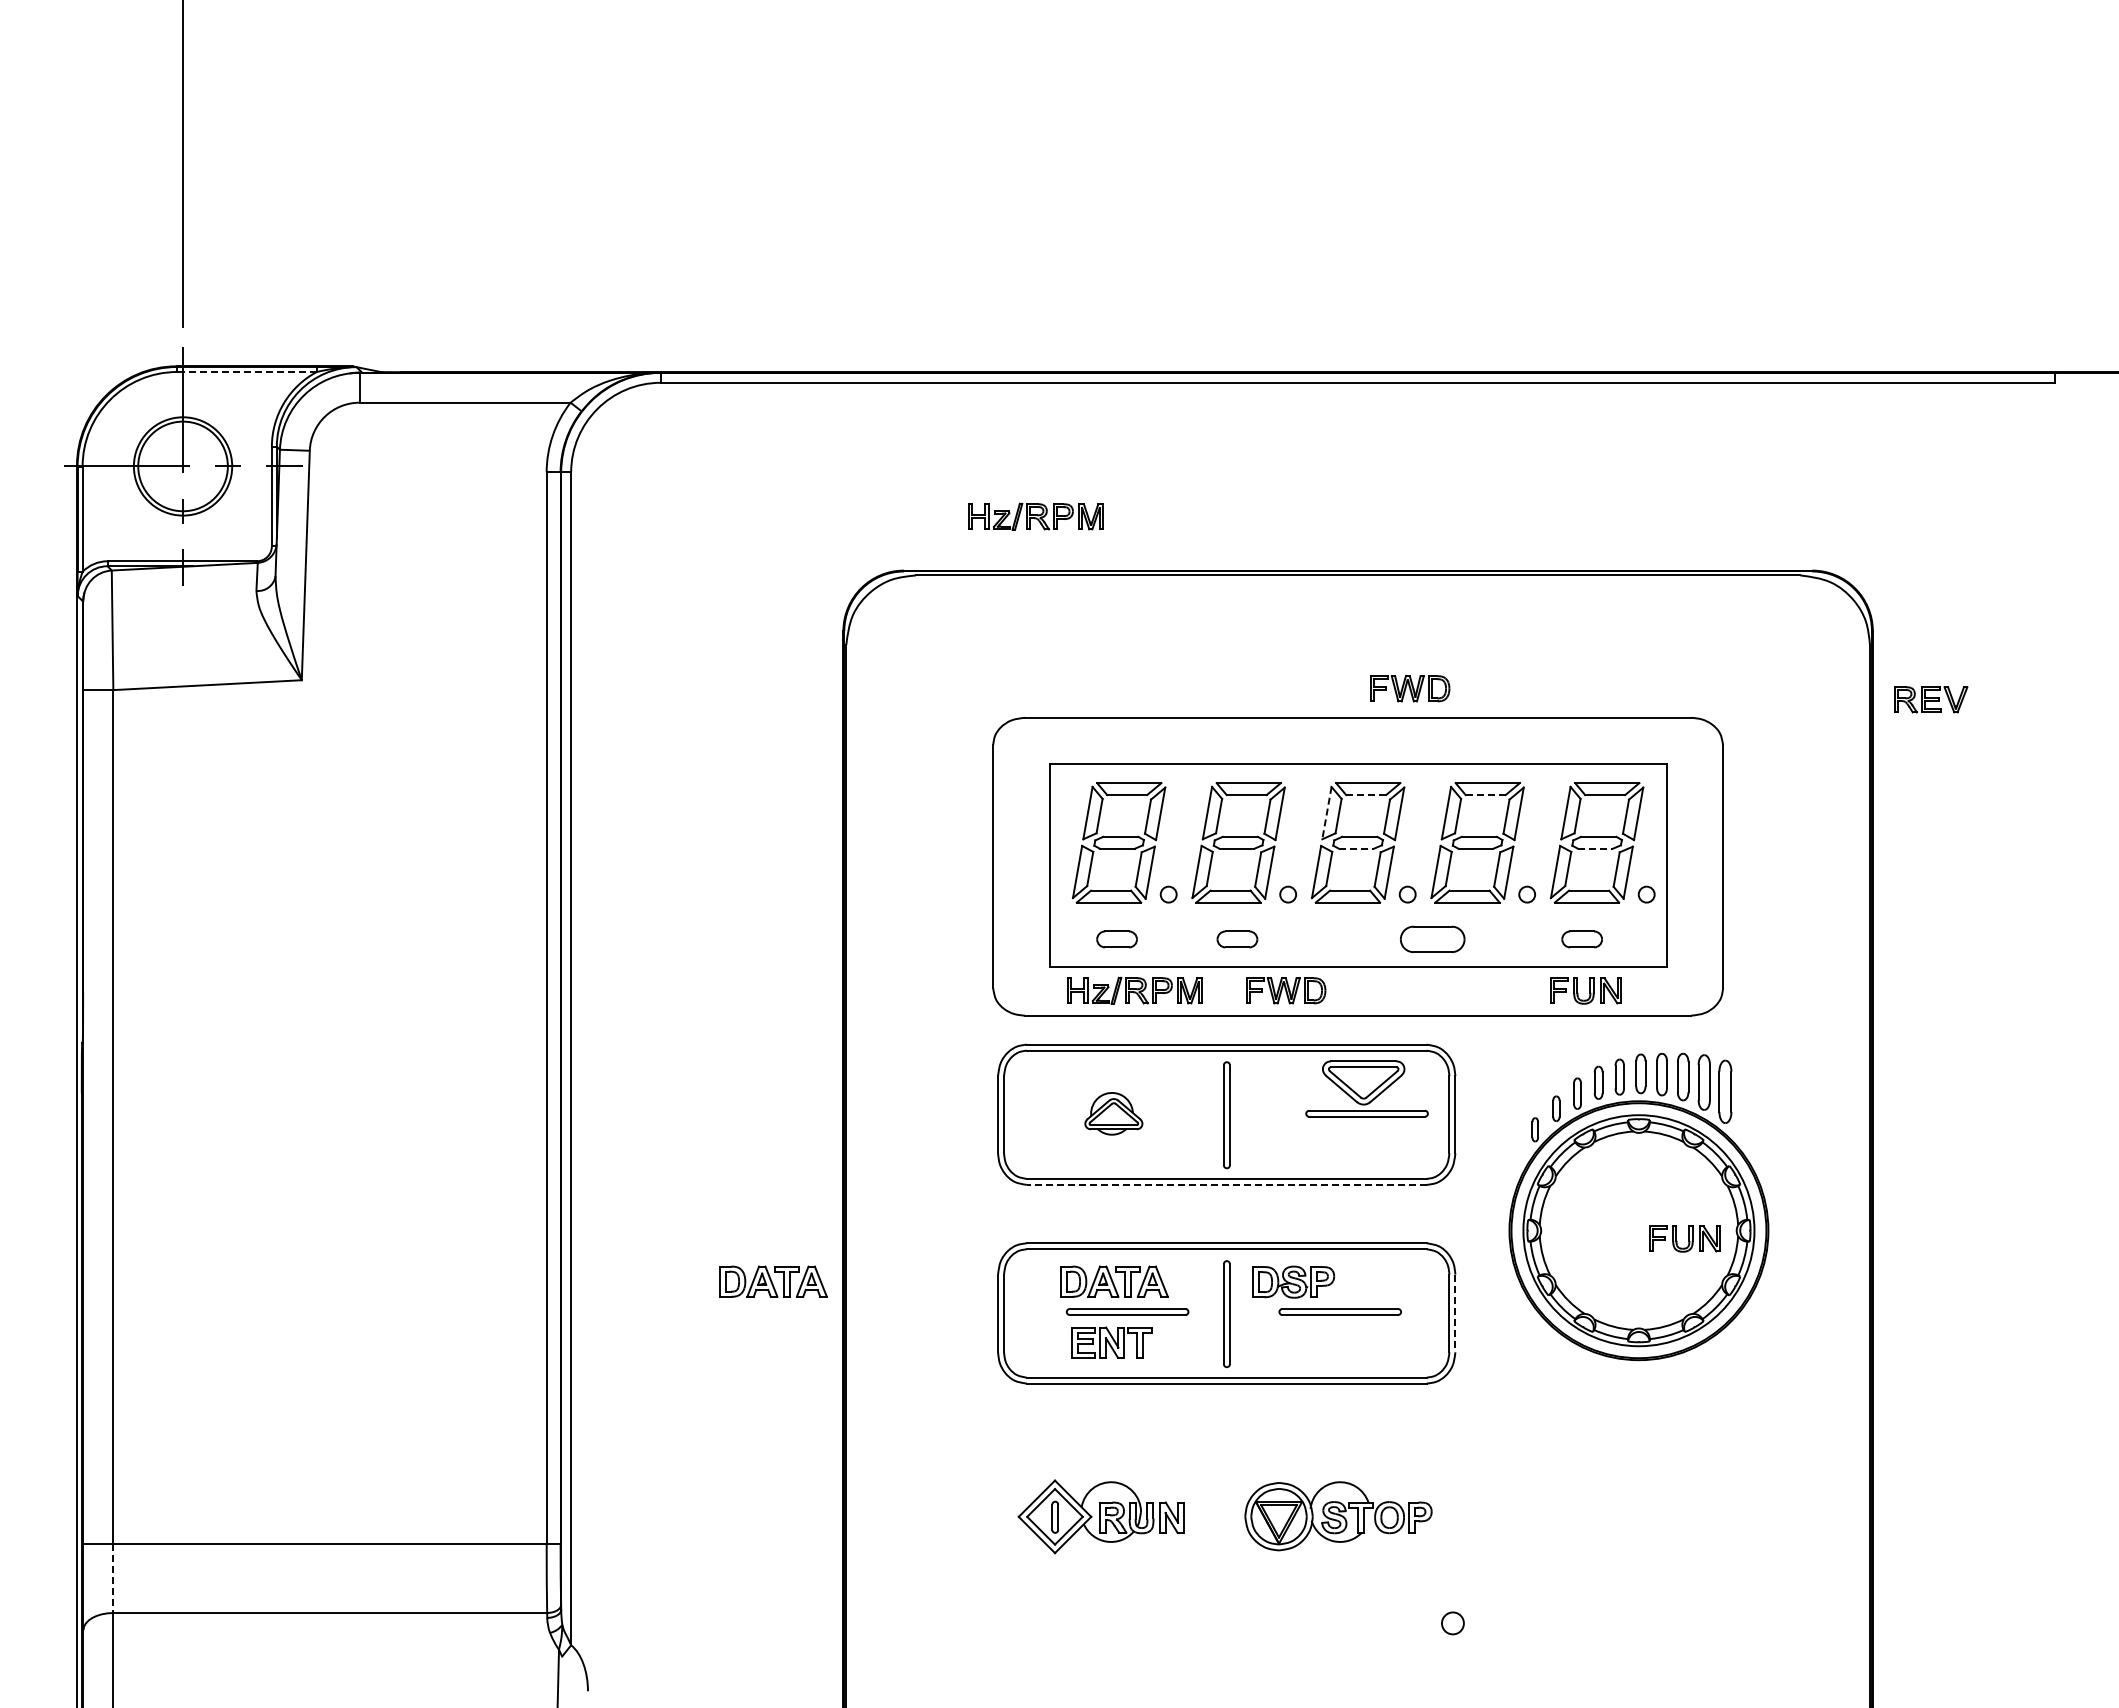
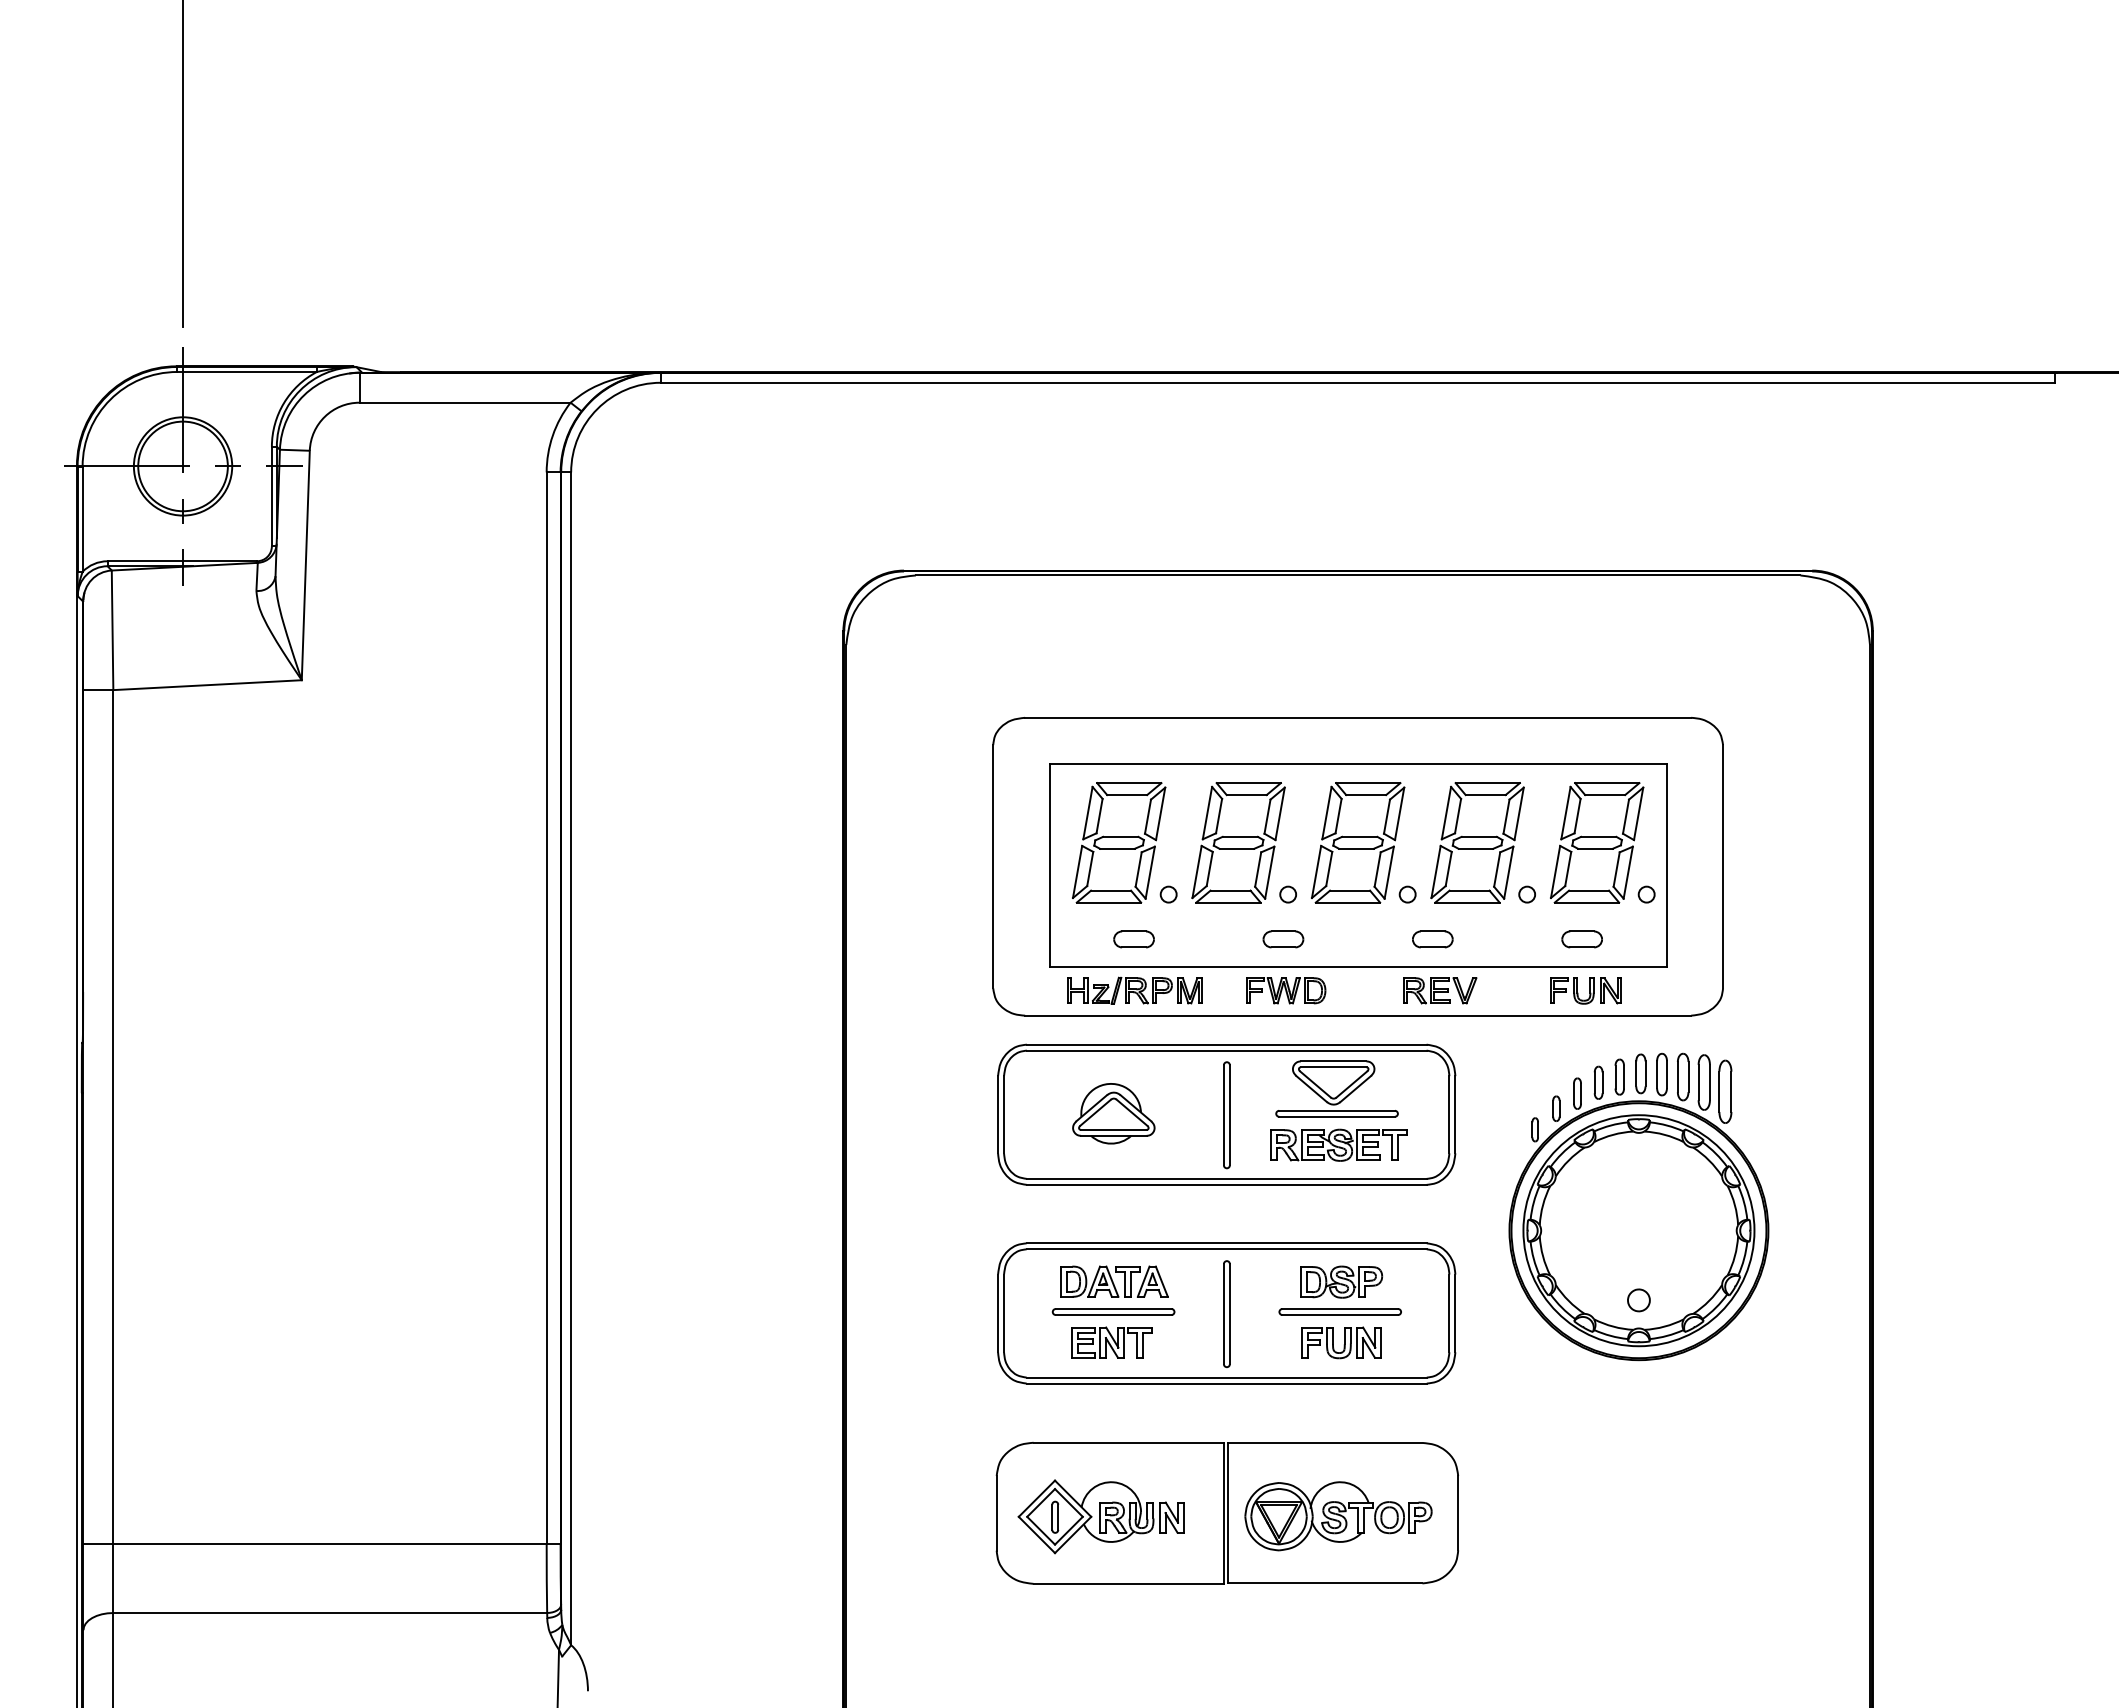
line: dashed -> solid (247, 372)
part: present -> none (1035, 516)
part: present -> none (1410, 688)
part position: (1931, 699) -> (1440, 990) (1440, 990)
line: dashed -> solid (1366, 795)
line: dashed -> solid (1485, 795)
line: dashed -> solid (1326, 813)
line: dashed -> solid (1356, 848)
line: dashed -> solid (1595, 848)
part size: 66x28 px -> 42x19 px (1432, 939)
part position: (1116, 939) -> (1133, 939) (1133, 939)
part position: (1237, 939) -> (1283, 939) (1283, 939)
part position: (1366, 1088) -> (1336, 1088) (1336, 1088)
part size: 60x44 px -> 84x62 px (1113, 1113)
part: none -> present (1338, 1144)
line: dashed -> solid (1226, 1184)
part: present -> none (1684, 1238)
part: present -> none (773, 1281)
part position: (1293, 1281) -> (1341, 1281) (1341, 1281)
part position: (1127, 1311) -> (1113, 1311) (1113, 1311)
line: dashed -> solid (1455, 1313)
part: none -> present (1341, 1342)
part: none -> present (1226, 1513)
line: dashed -> solid (113, 1579)
part position: (1452, 1623) -> (1638, 1300) (1638, 1300)
